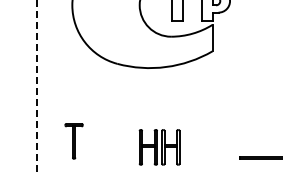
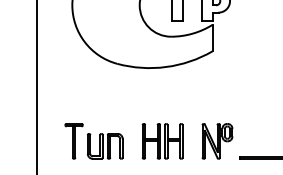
line: dashed -> solid (37, 87)
part: none -> present (217, 141)
part: none -> present (105, 146)
part position: (159, 147) -> (162, 141) (162, 141)
